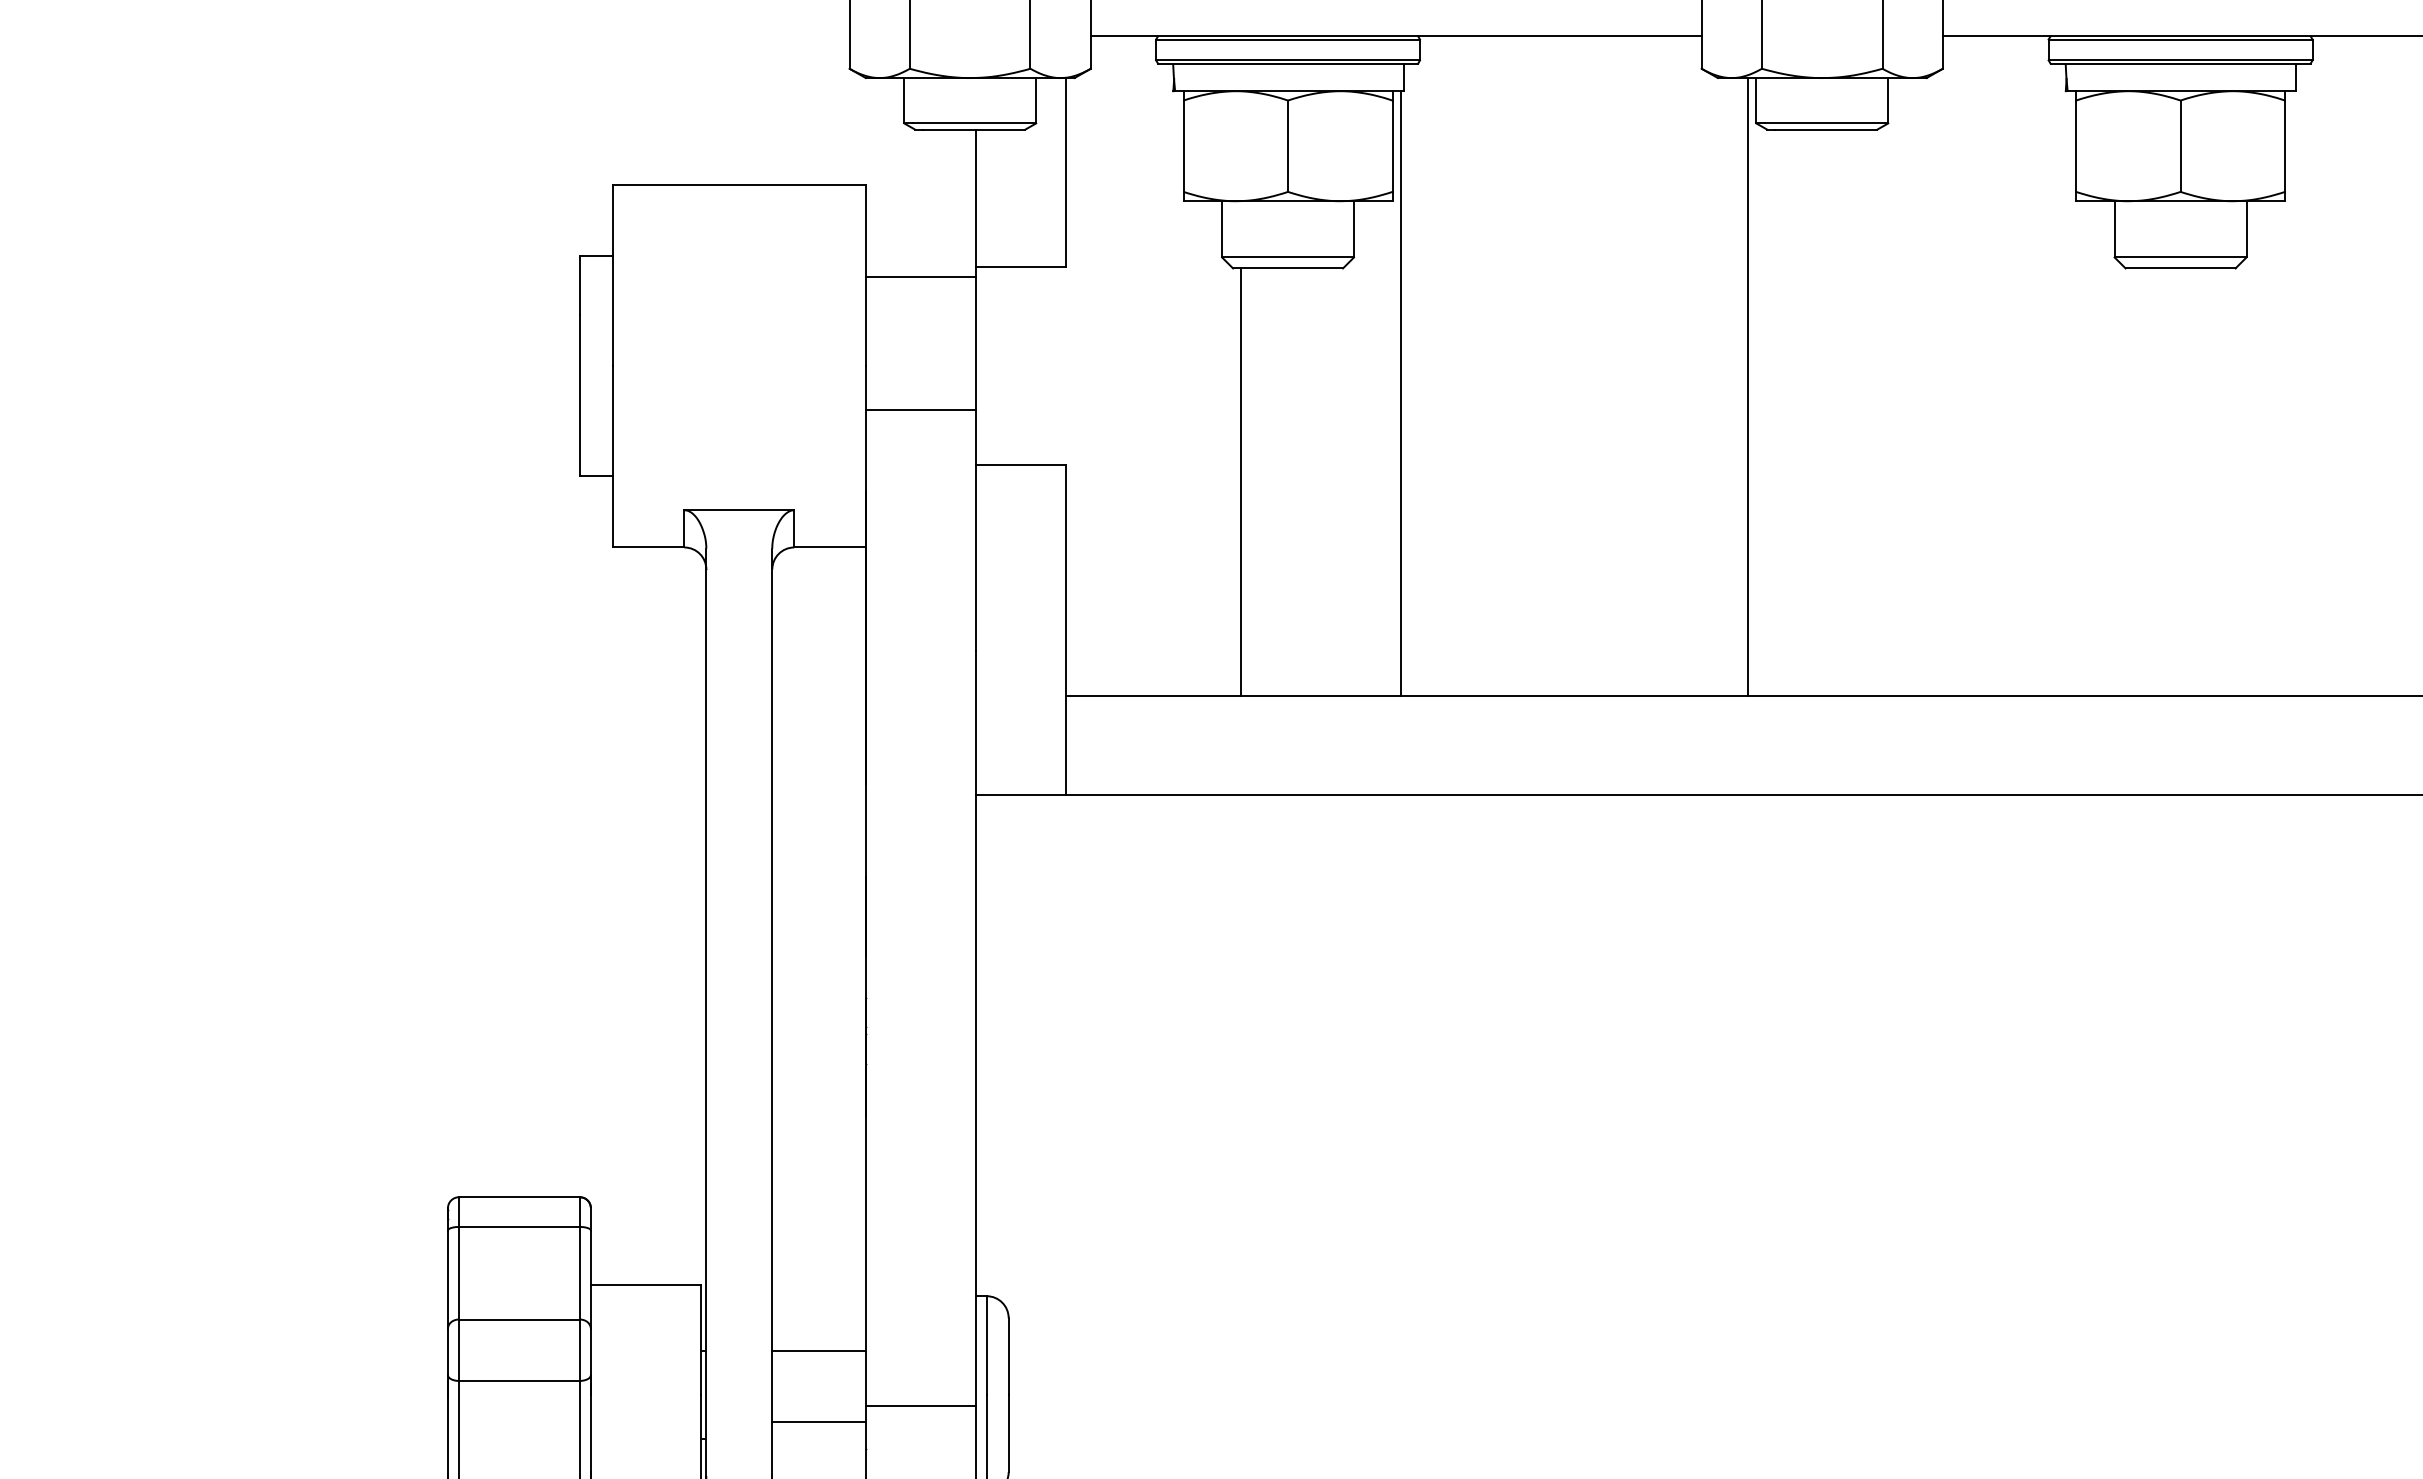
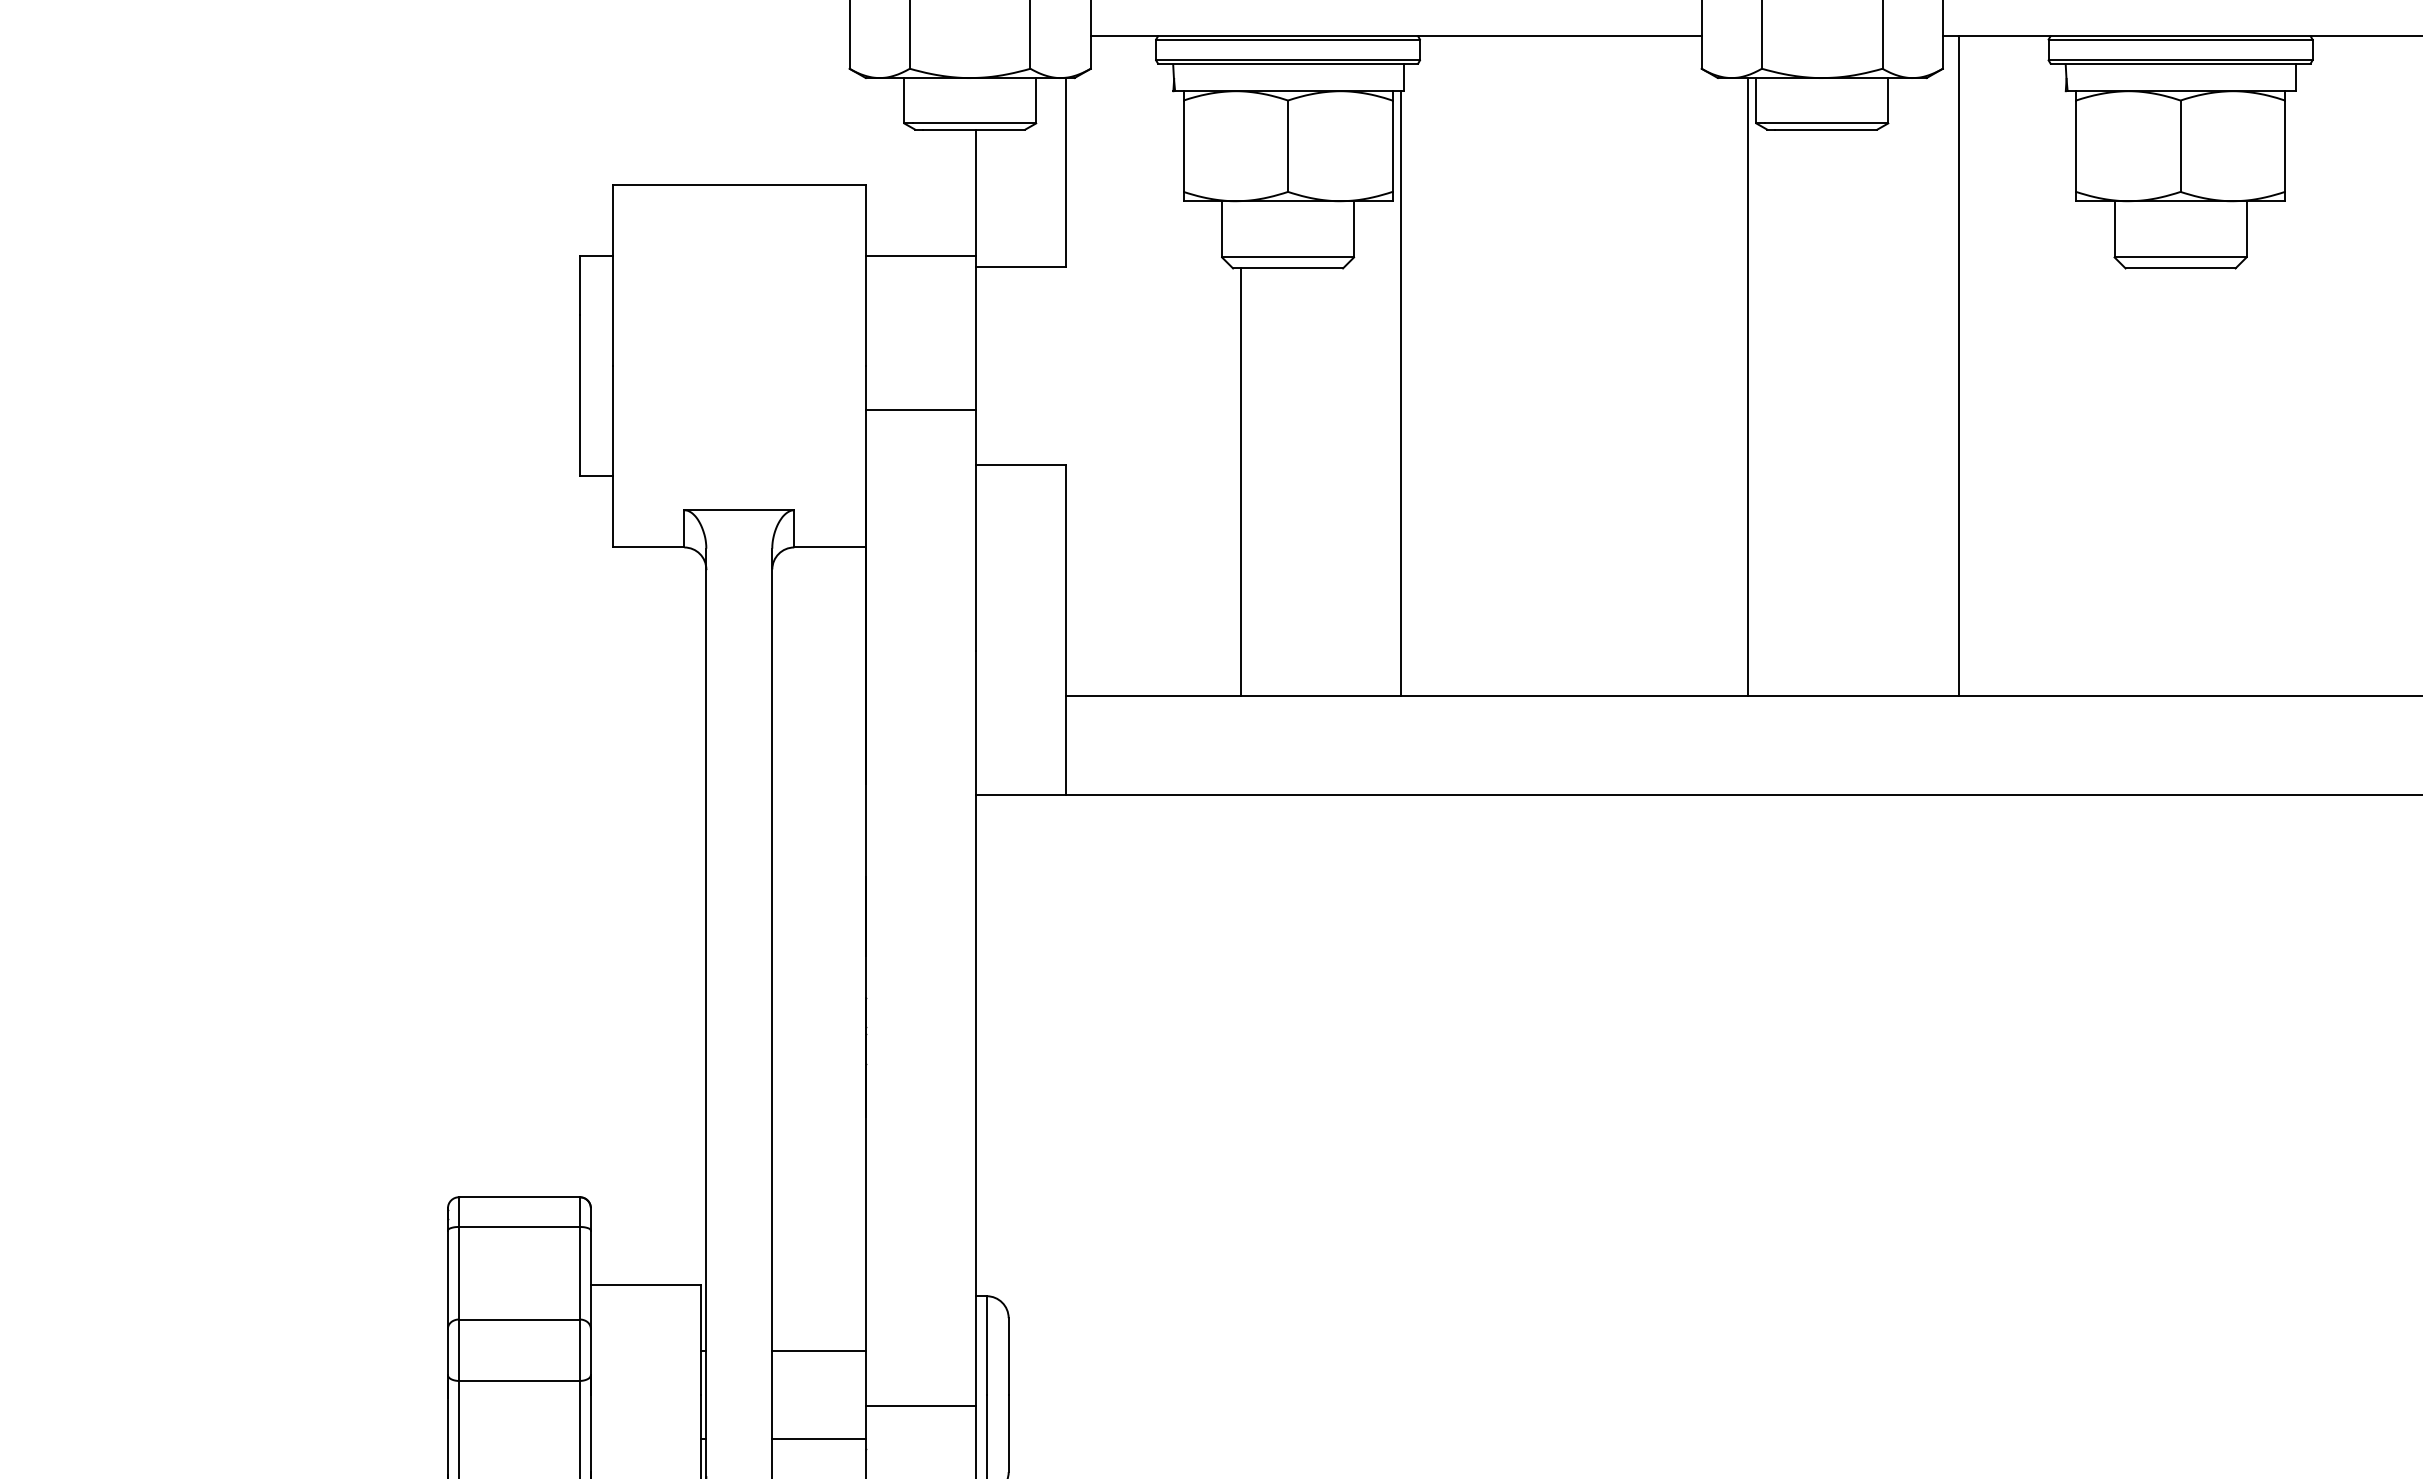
line position: (920, 277) -> (920, 256) (920, 256)
line: none -> present (1958, 365)
line position: (818, 1422) -> (818, 1439) (818, 1439)
